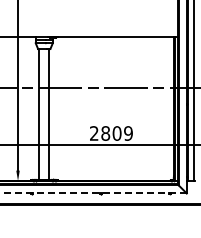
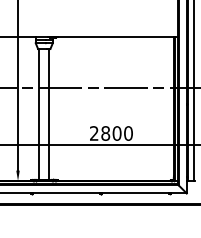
text: 2809 -> 2800 (128, 133)
line: dashed -> solid (92, 193)
